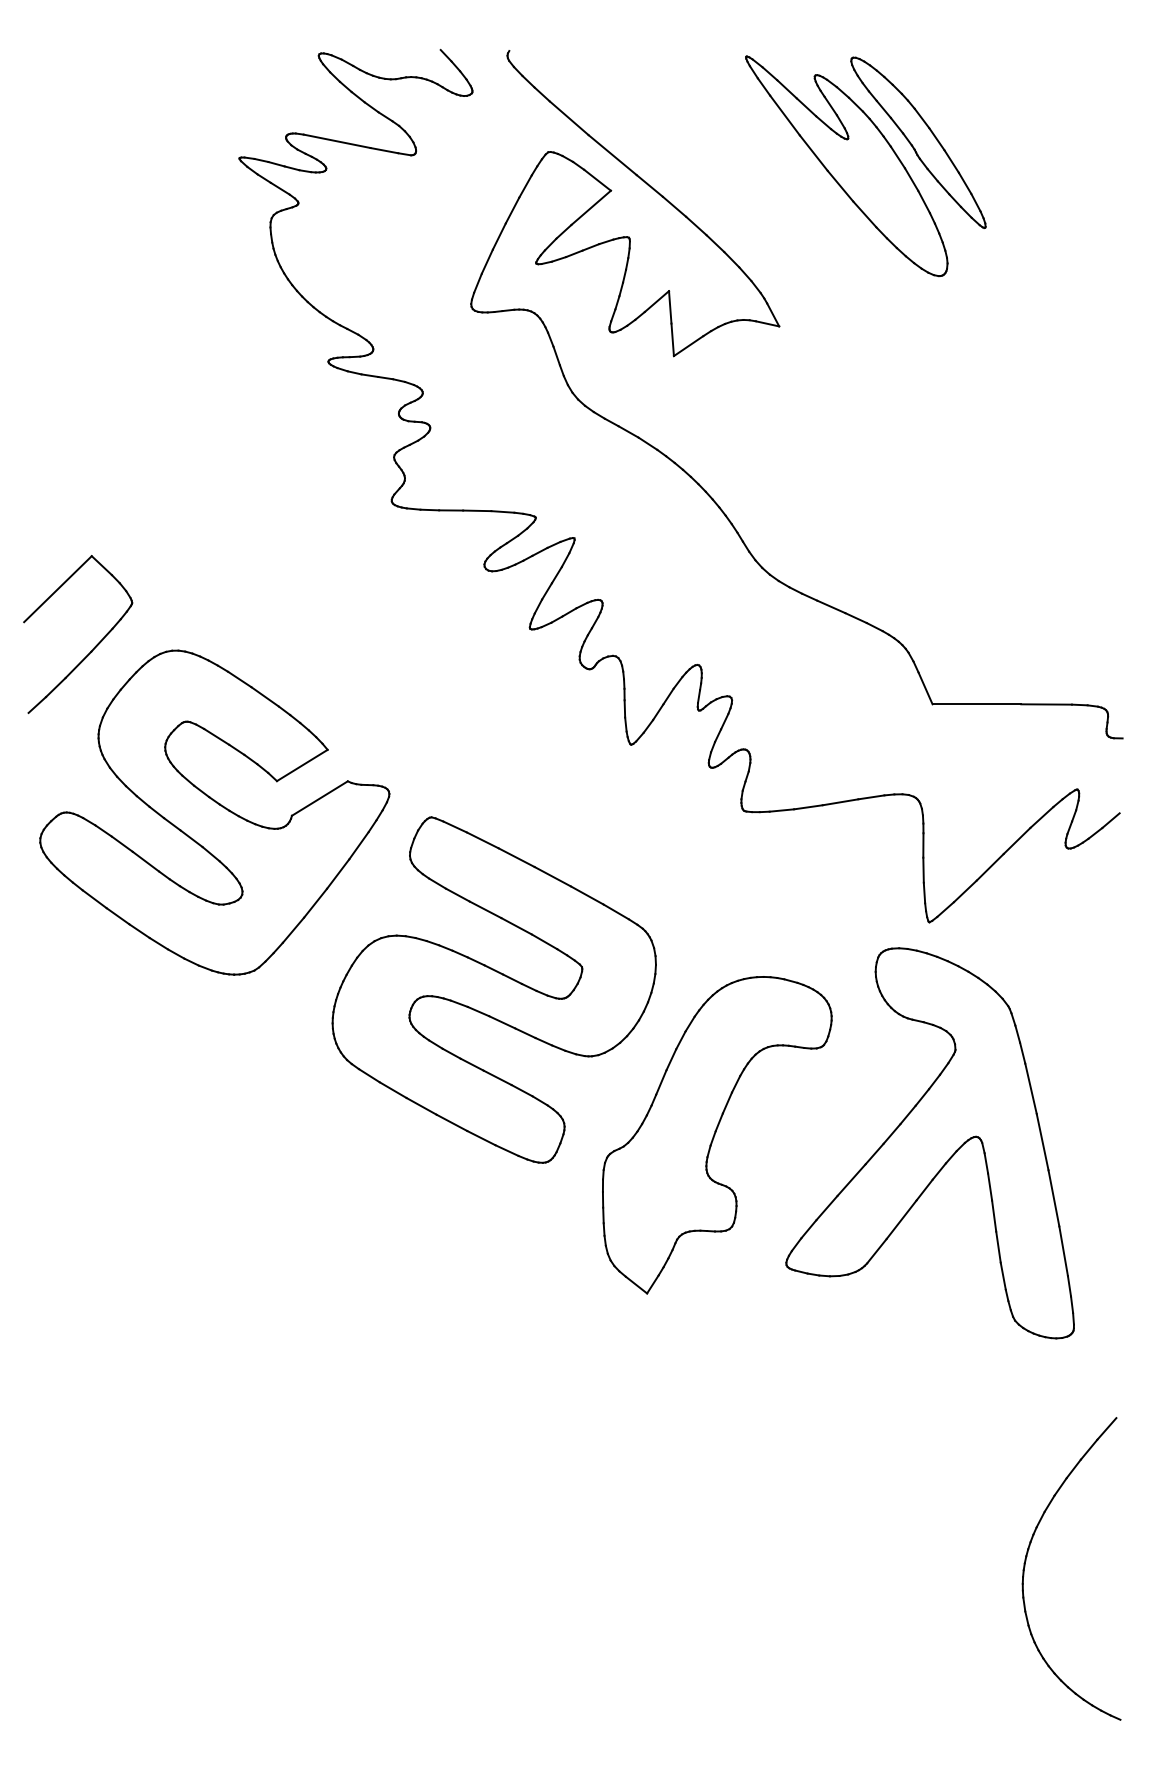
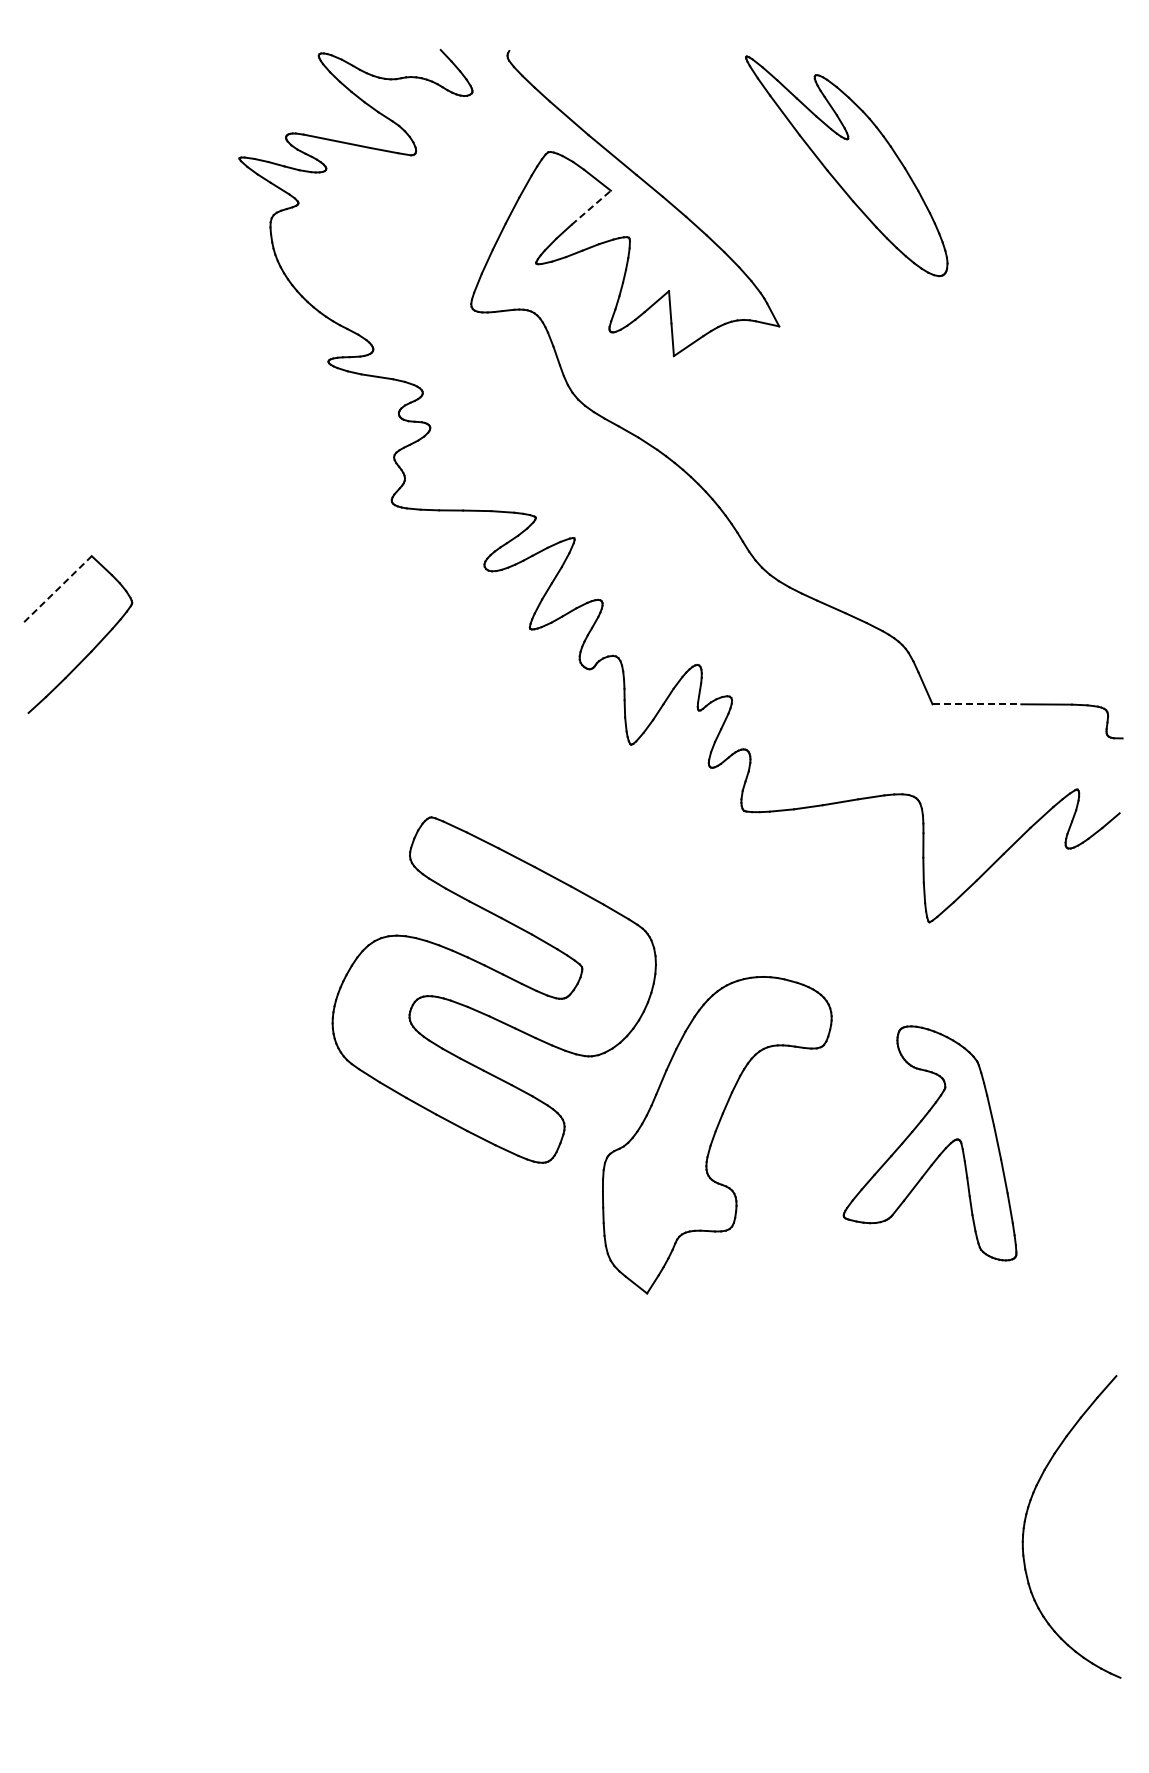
part: present -> none (918, 142)
line: solid -> dashed (591, 207)
line: solid -> dashed (58, 588)
line: solid -> dashed (977, 704)
part: present -> none (214, 812)
part size: 290x393 px -> 176x237 px (929, 1143)
part position: (1026, 1561) -> (1026, 1519) (1026, 1519)
